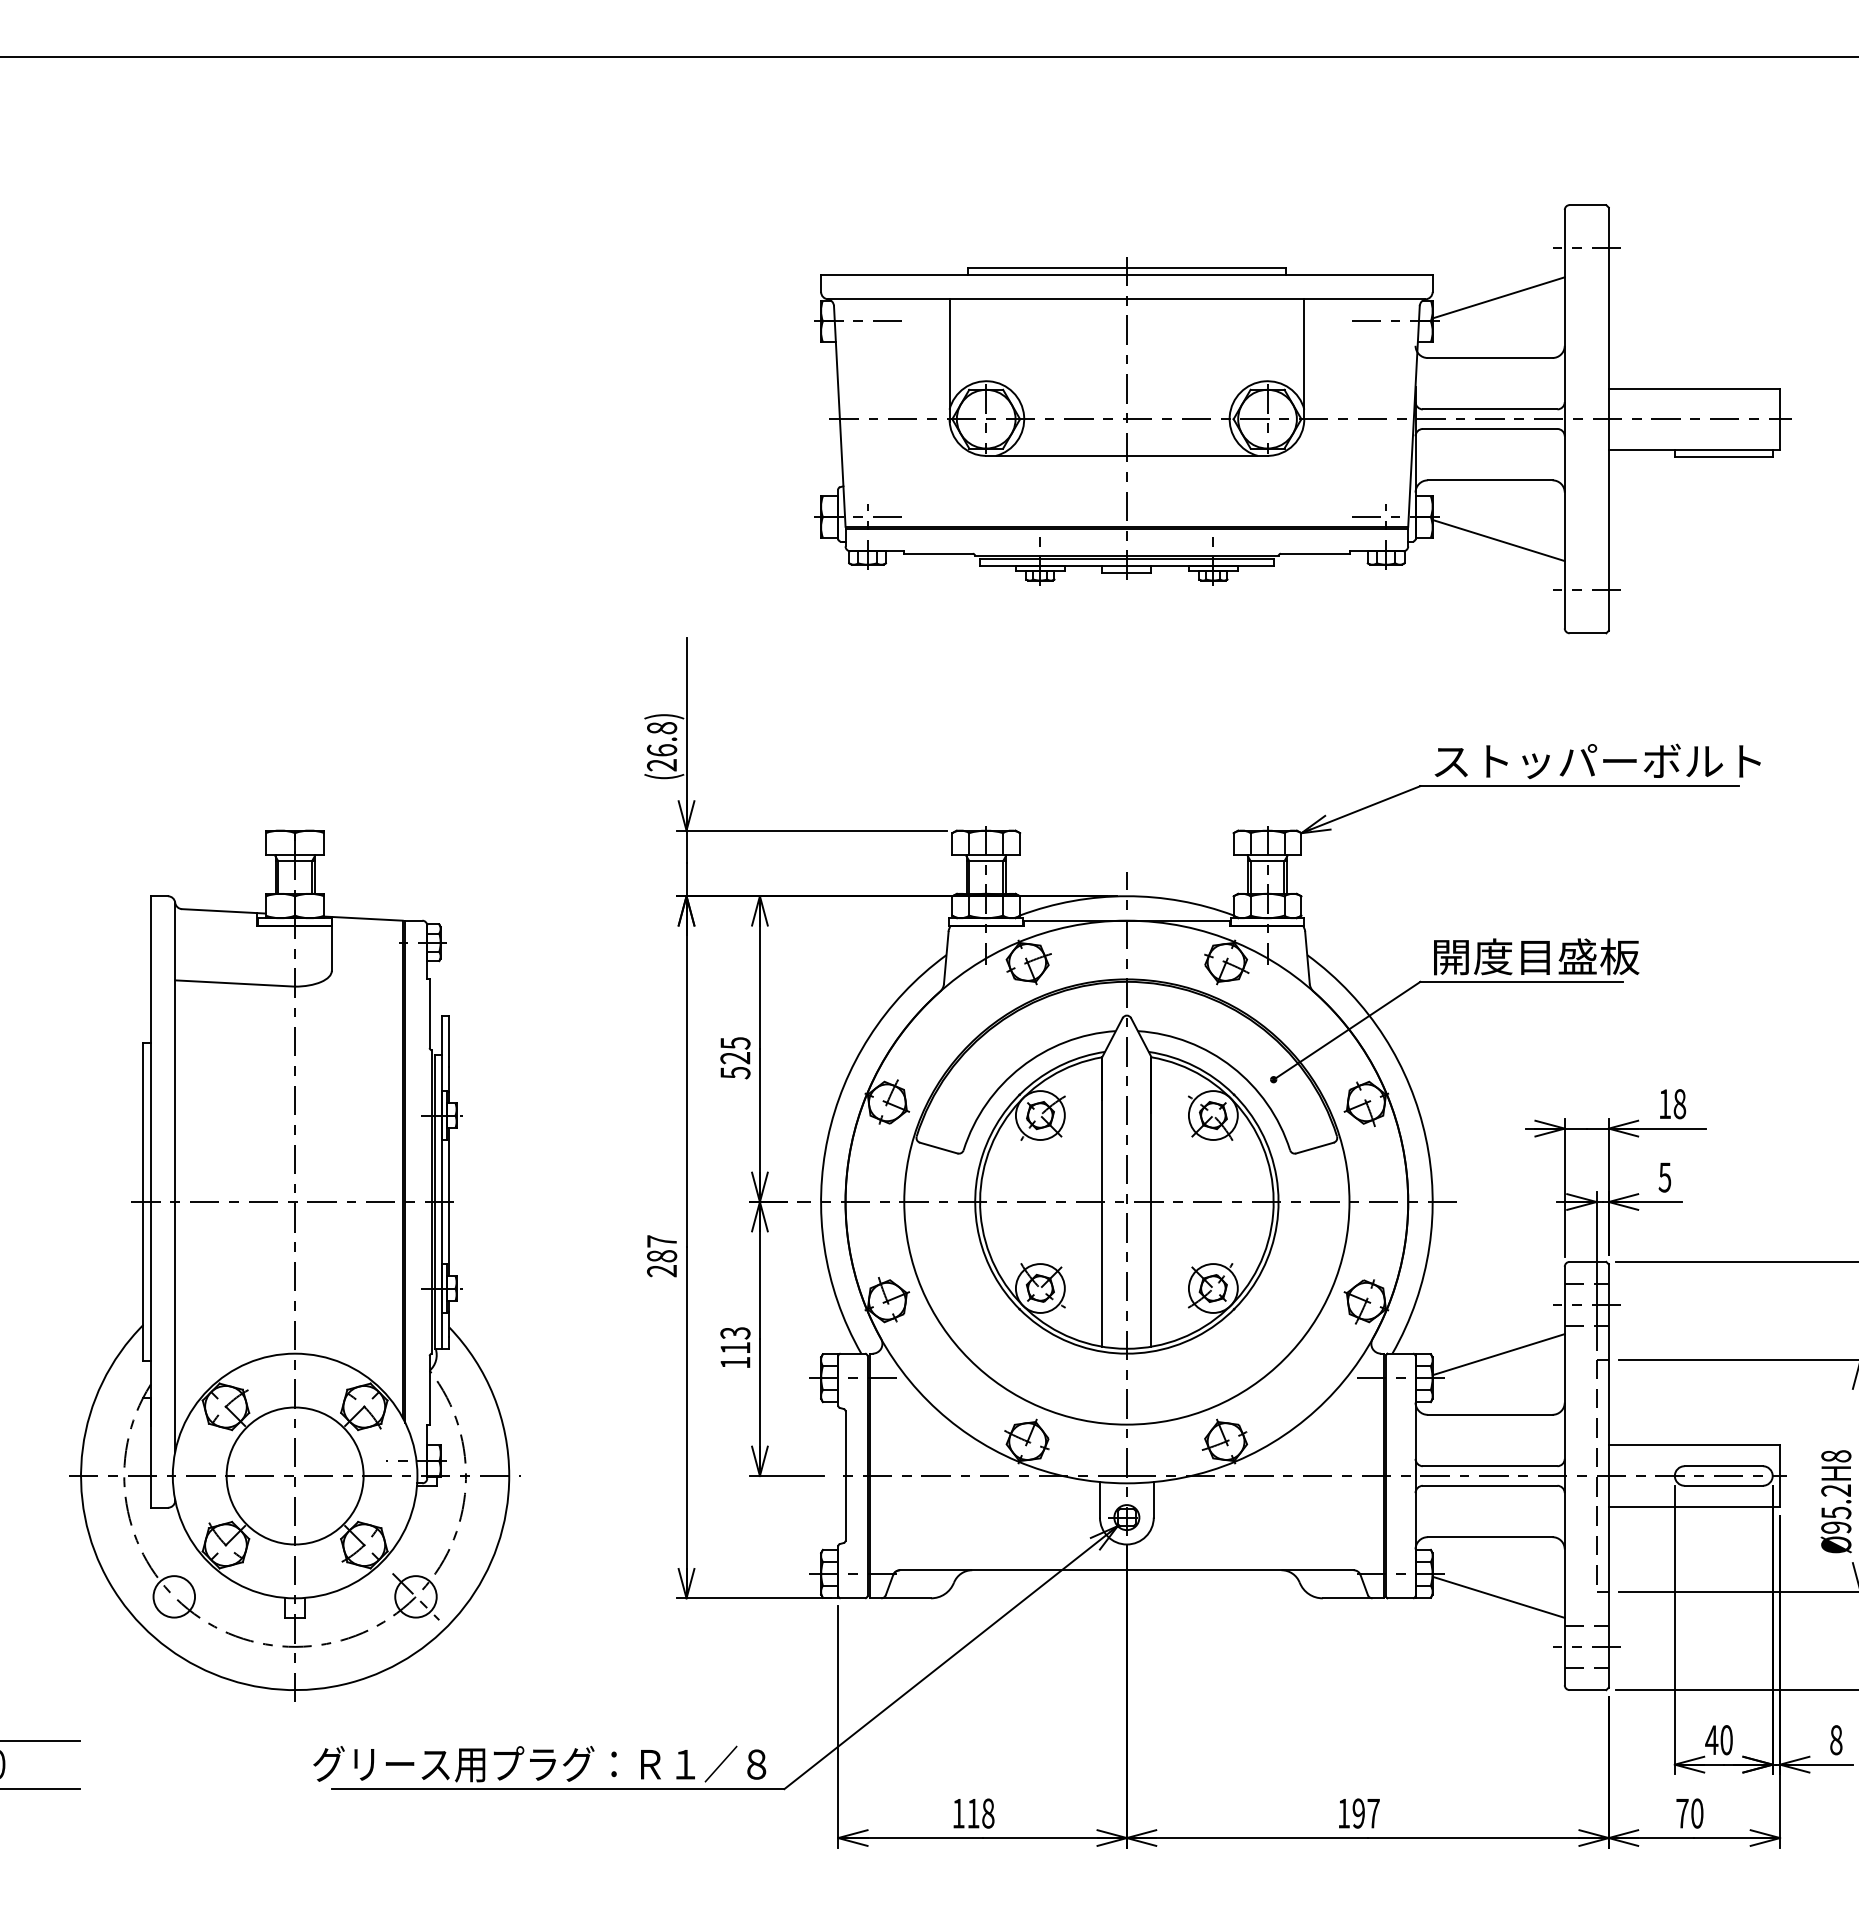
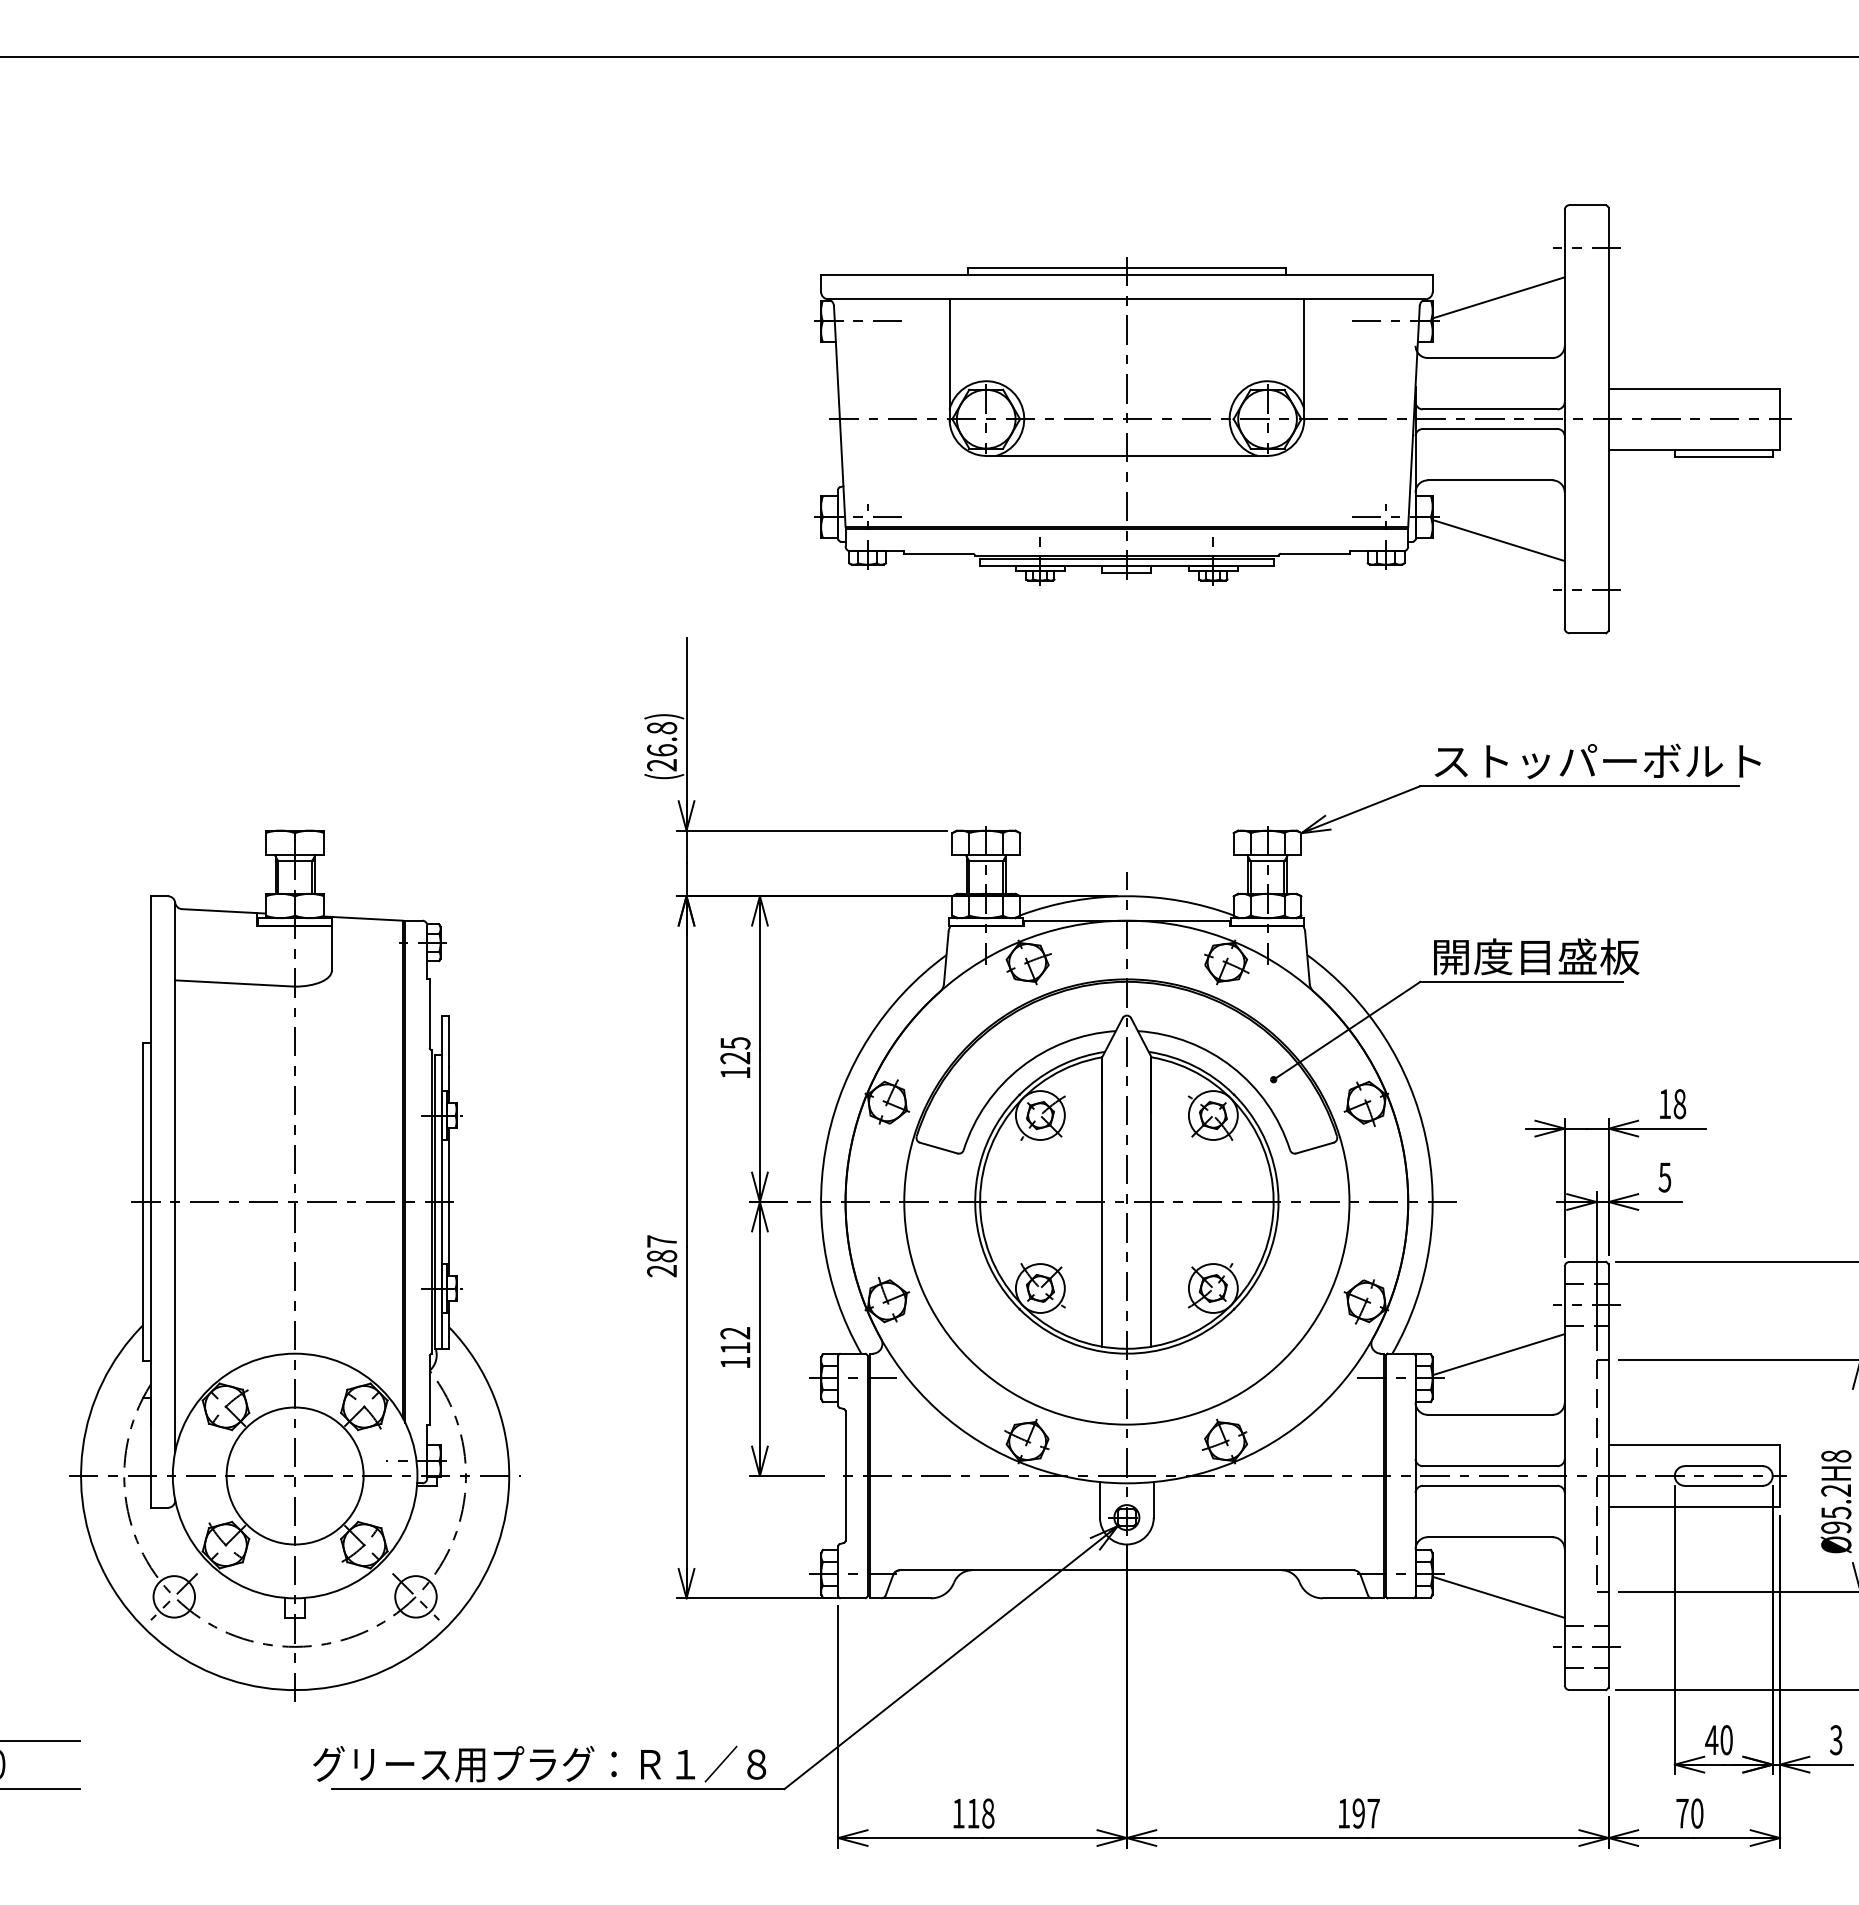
text: 525 -> 125 (735, 1073)
text: 113 -> 112 (735, 1333)
line: none -> present (173, 1596)
text: 8 -> 3 (1836, 1740)
